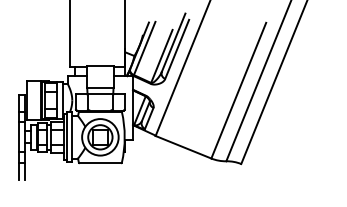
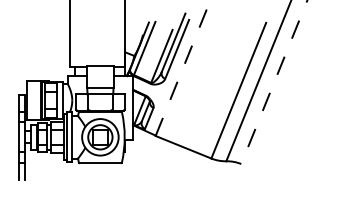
line: solid -> dashed (183, 67)
line: solid -> dashed (274, 82)
